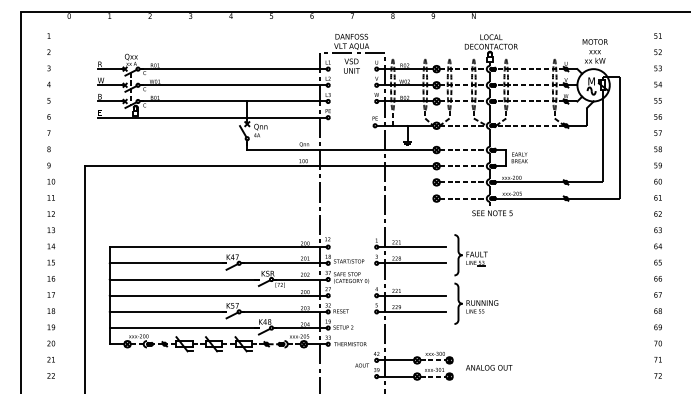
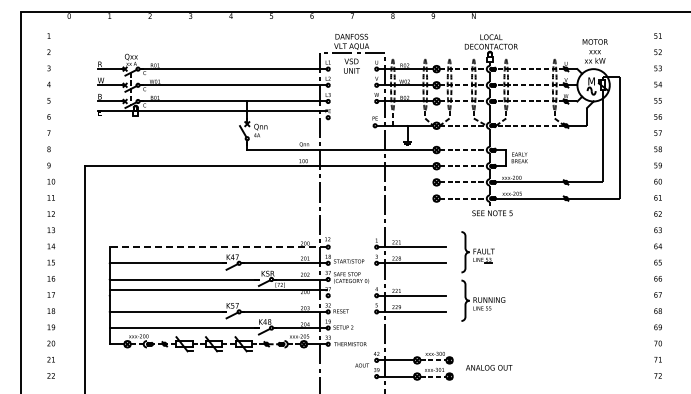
line position: (211, 117) -> (211, 110) (211, 110)
line: solid -> dashed (217, 247)
part position: (477, 266) -> (484, 263) (484, 263)
line position: (217, 295) -> (217, 289) (217, 289)
